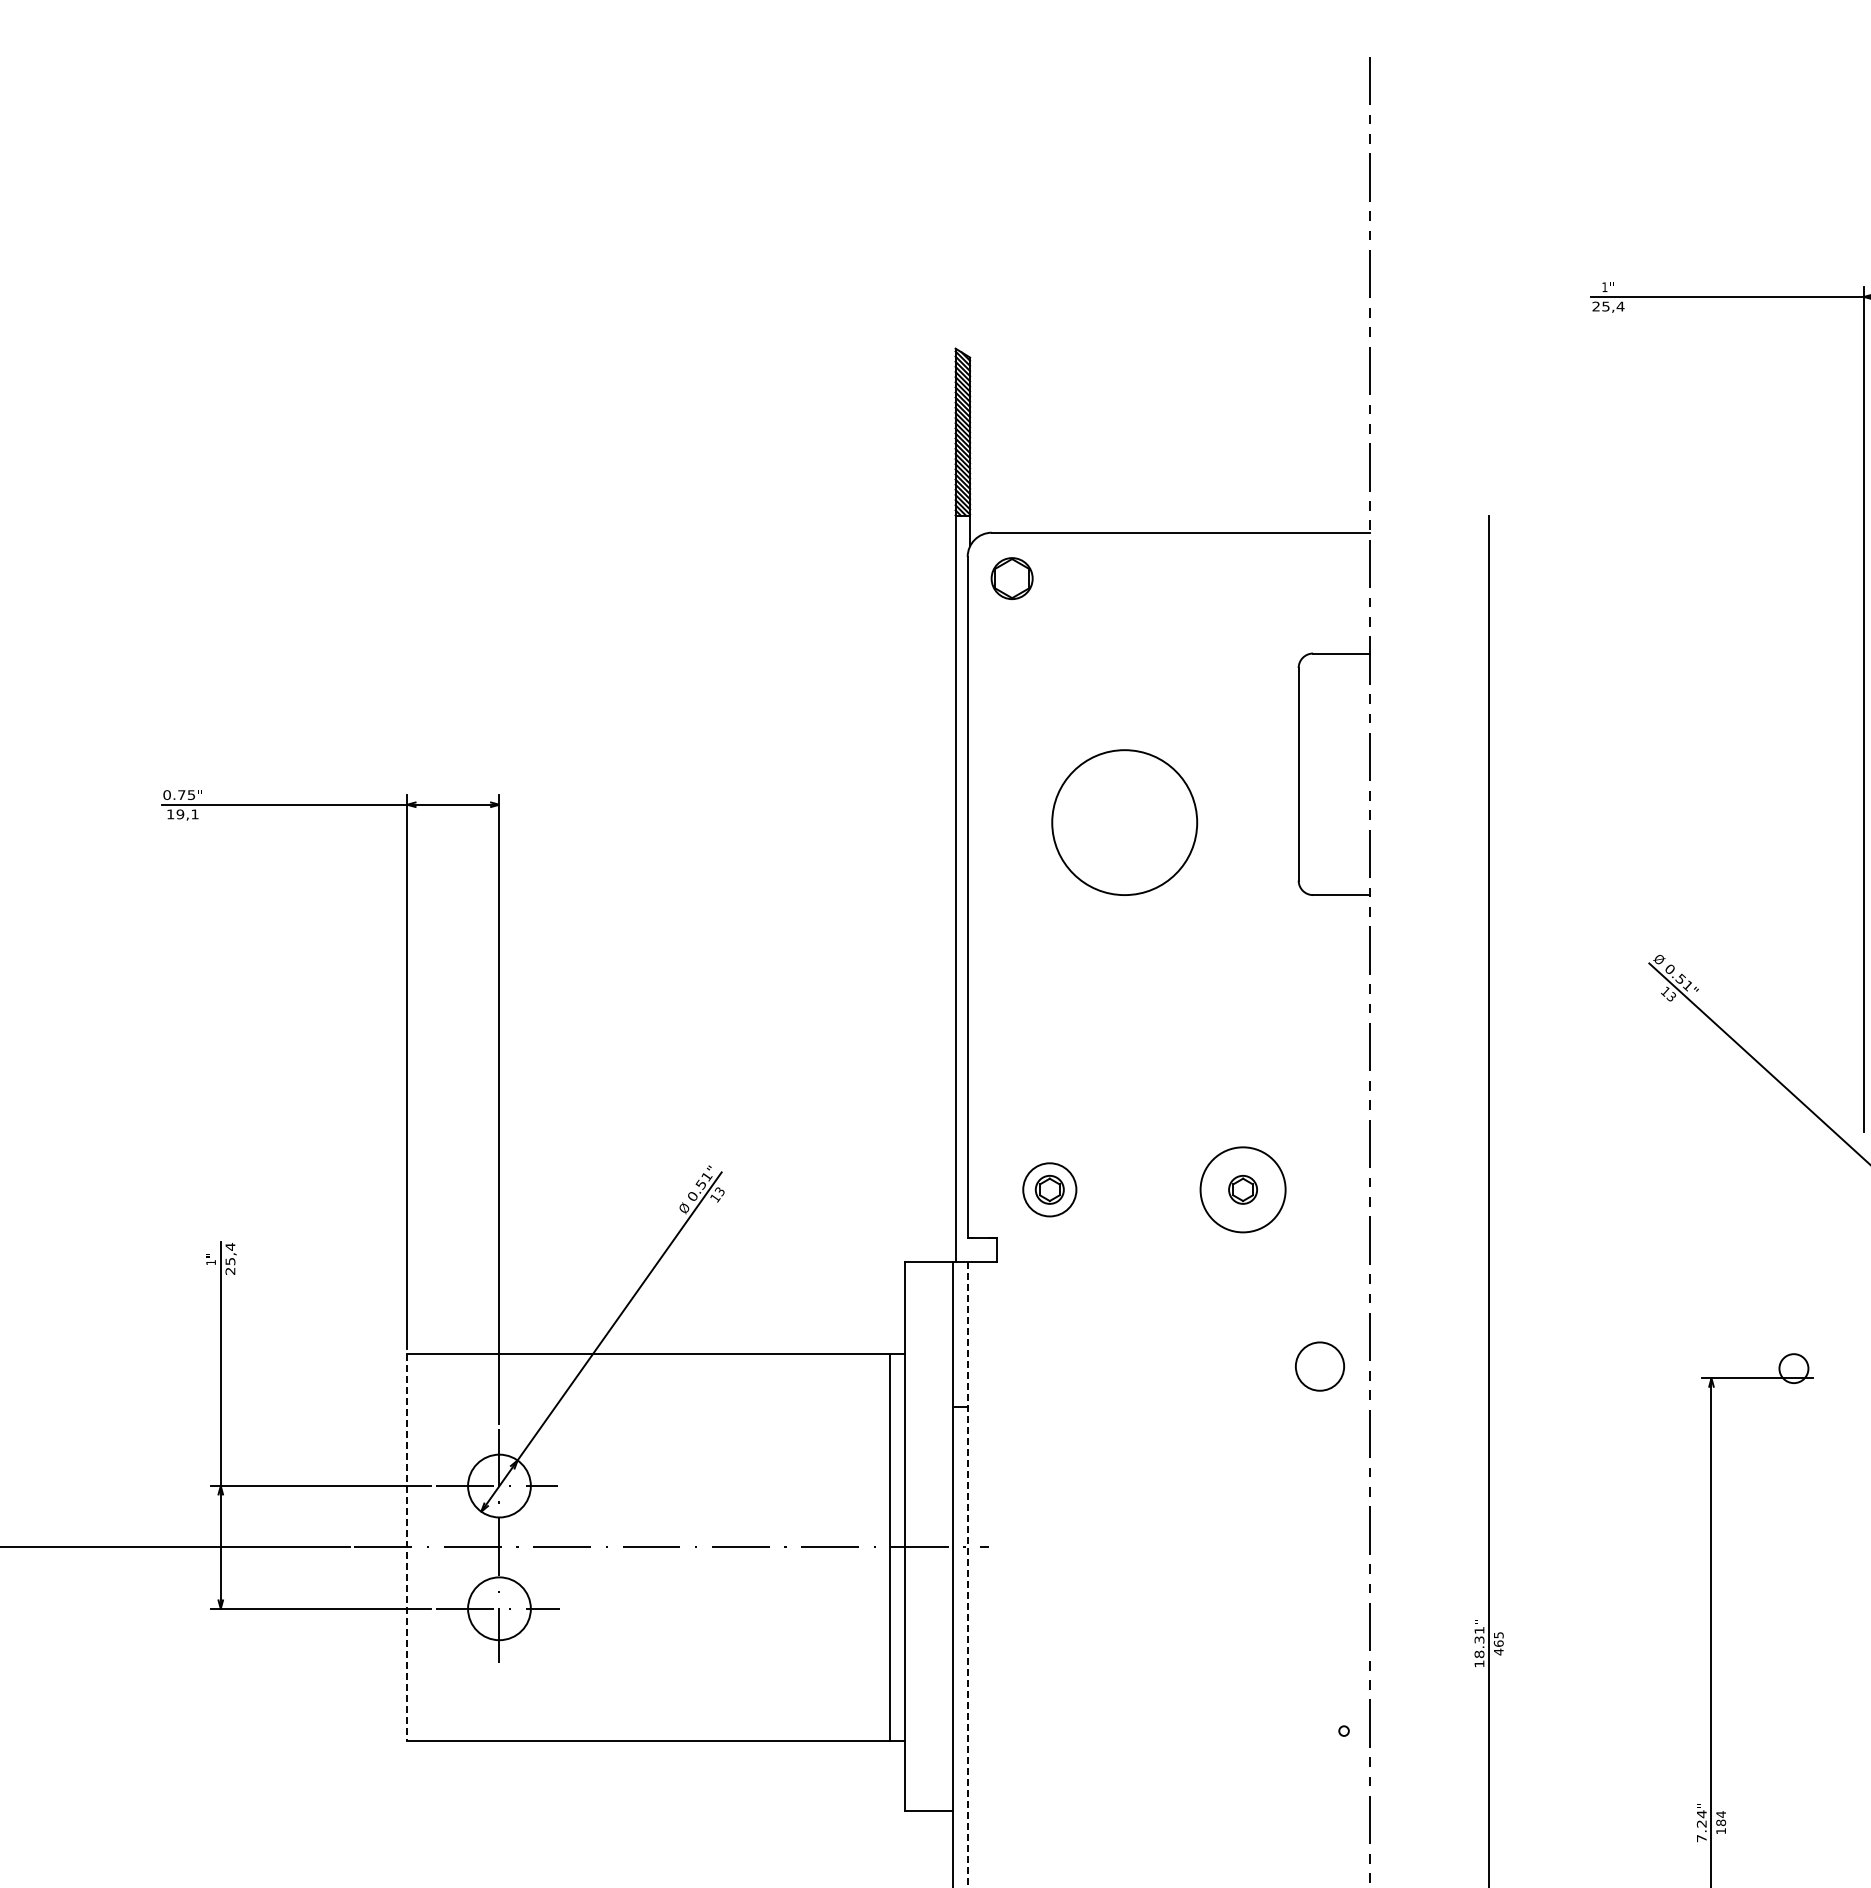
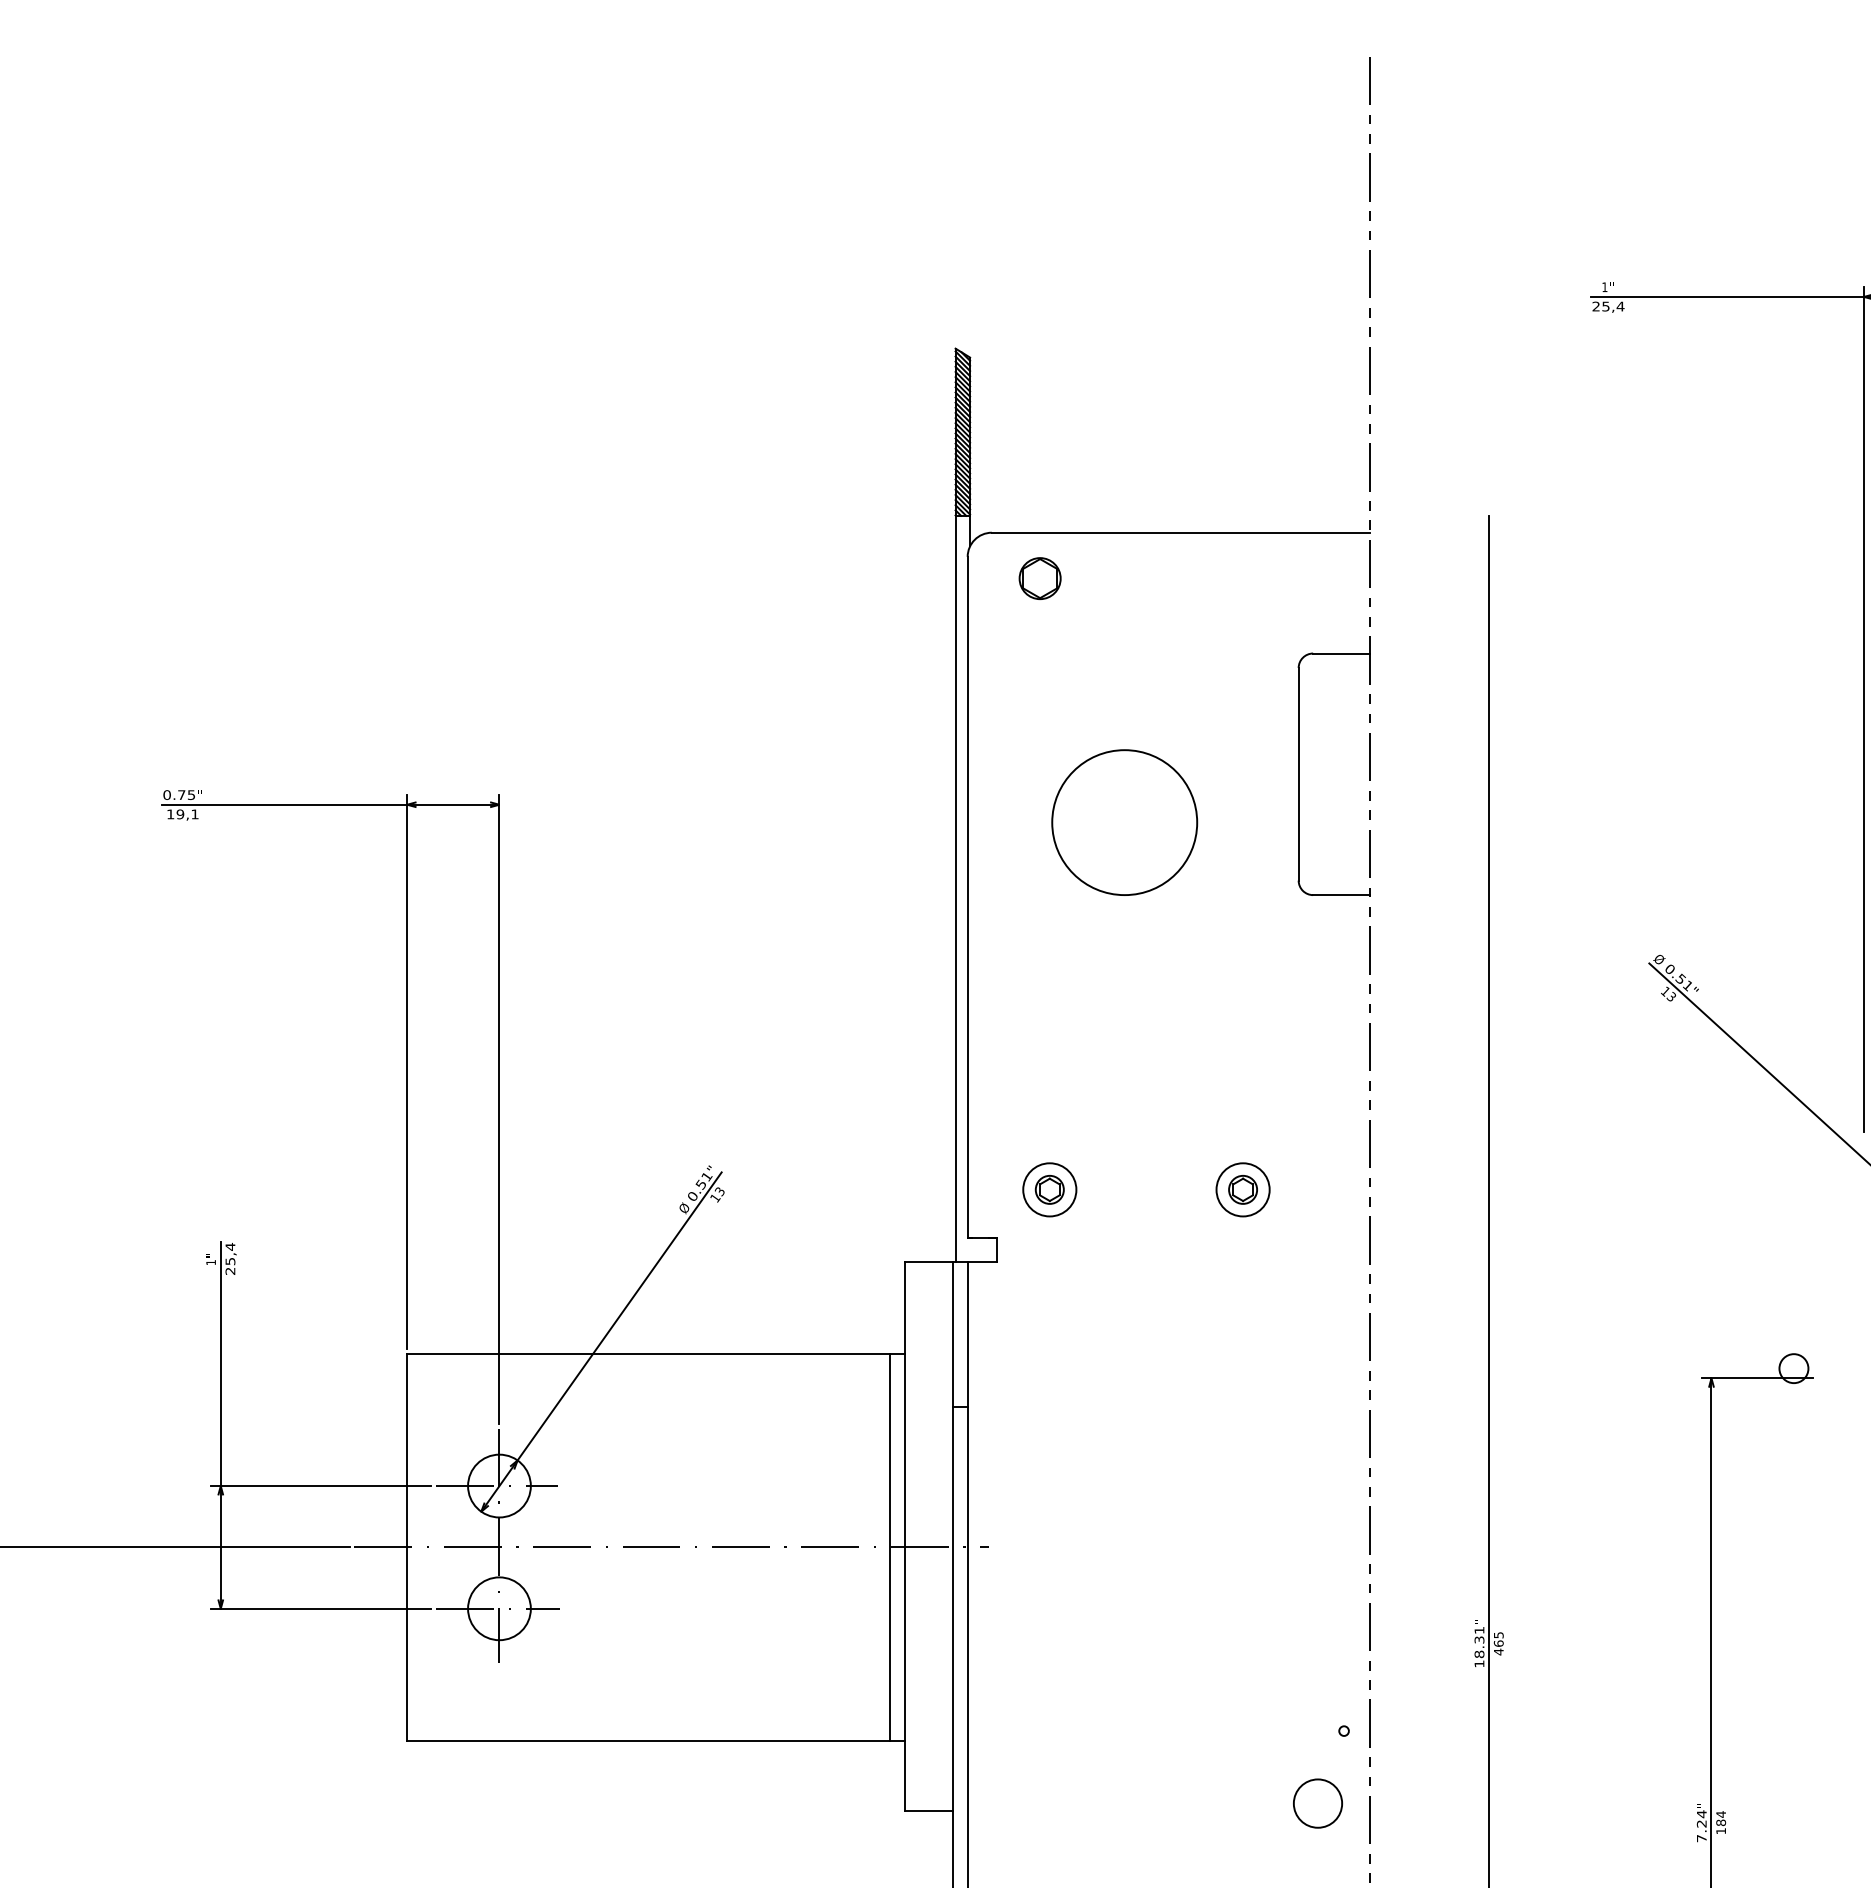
part position: (1011, 578) -> (1039, 578) (1039, 578)
circle diameter: 85 px -> 53 px (1242, 1189)
circle position: (1319, 1366) -> (1317, 1803) (1317, 1803)
line: dashed -> solid (407, 1547)
line: dashed -> solid (967, 1575)
